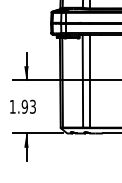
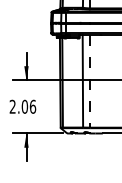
line: solid -> dashed (90, 81)
text: 1.93 -> 2.06 (22, 106)
